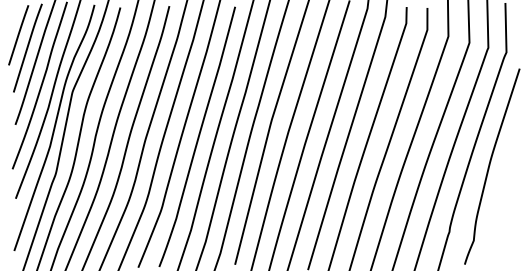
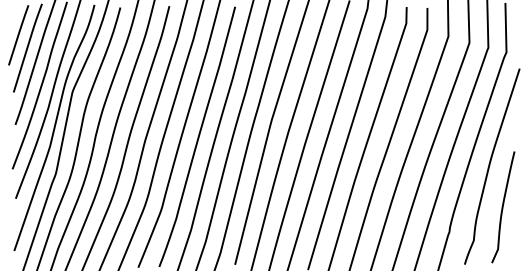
curve: none -> present (503, 207)
